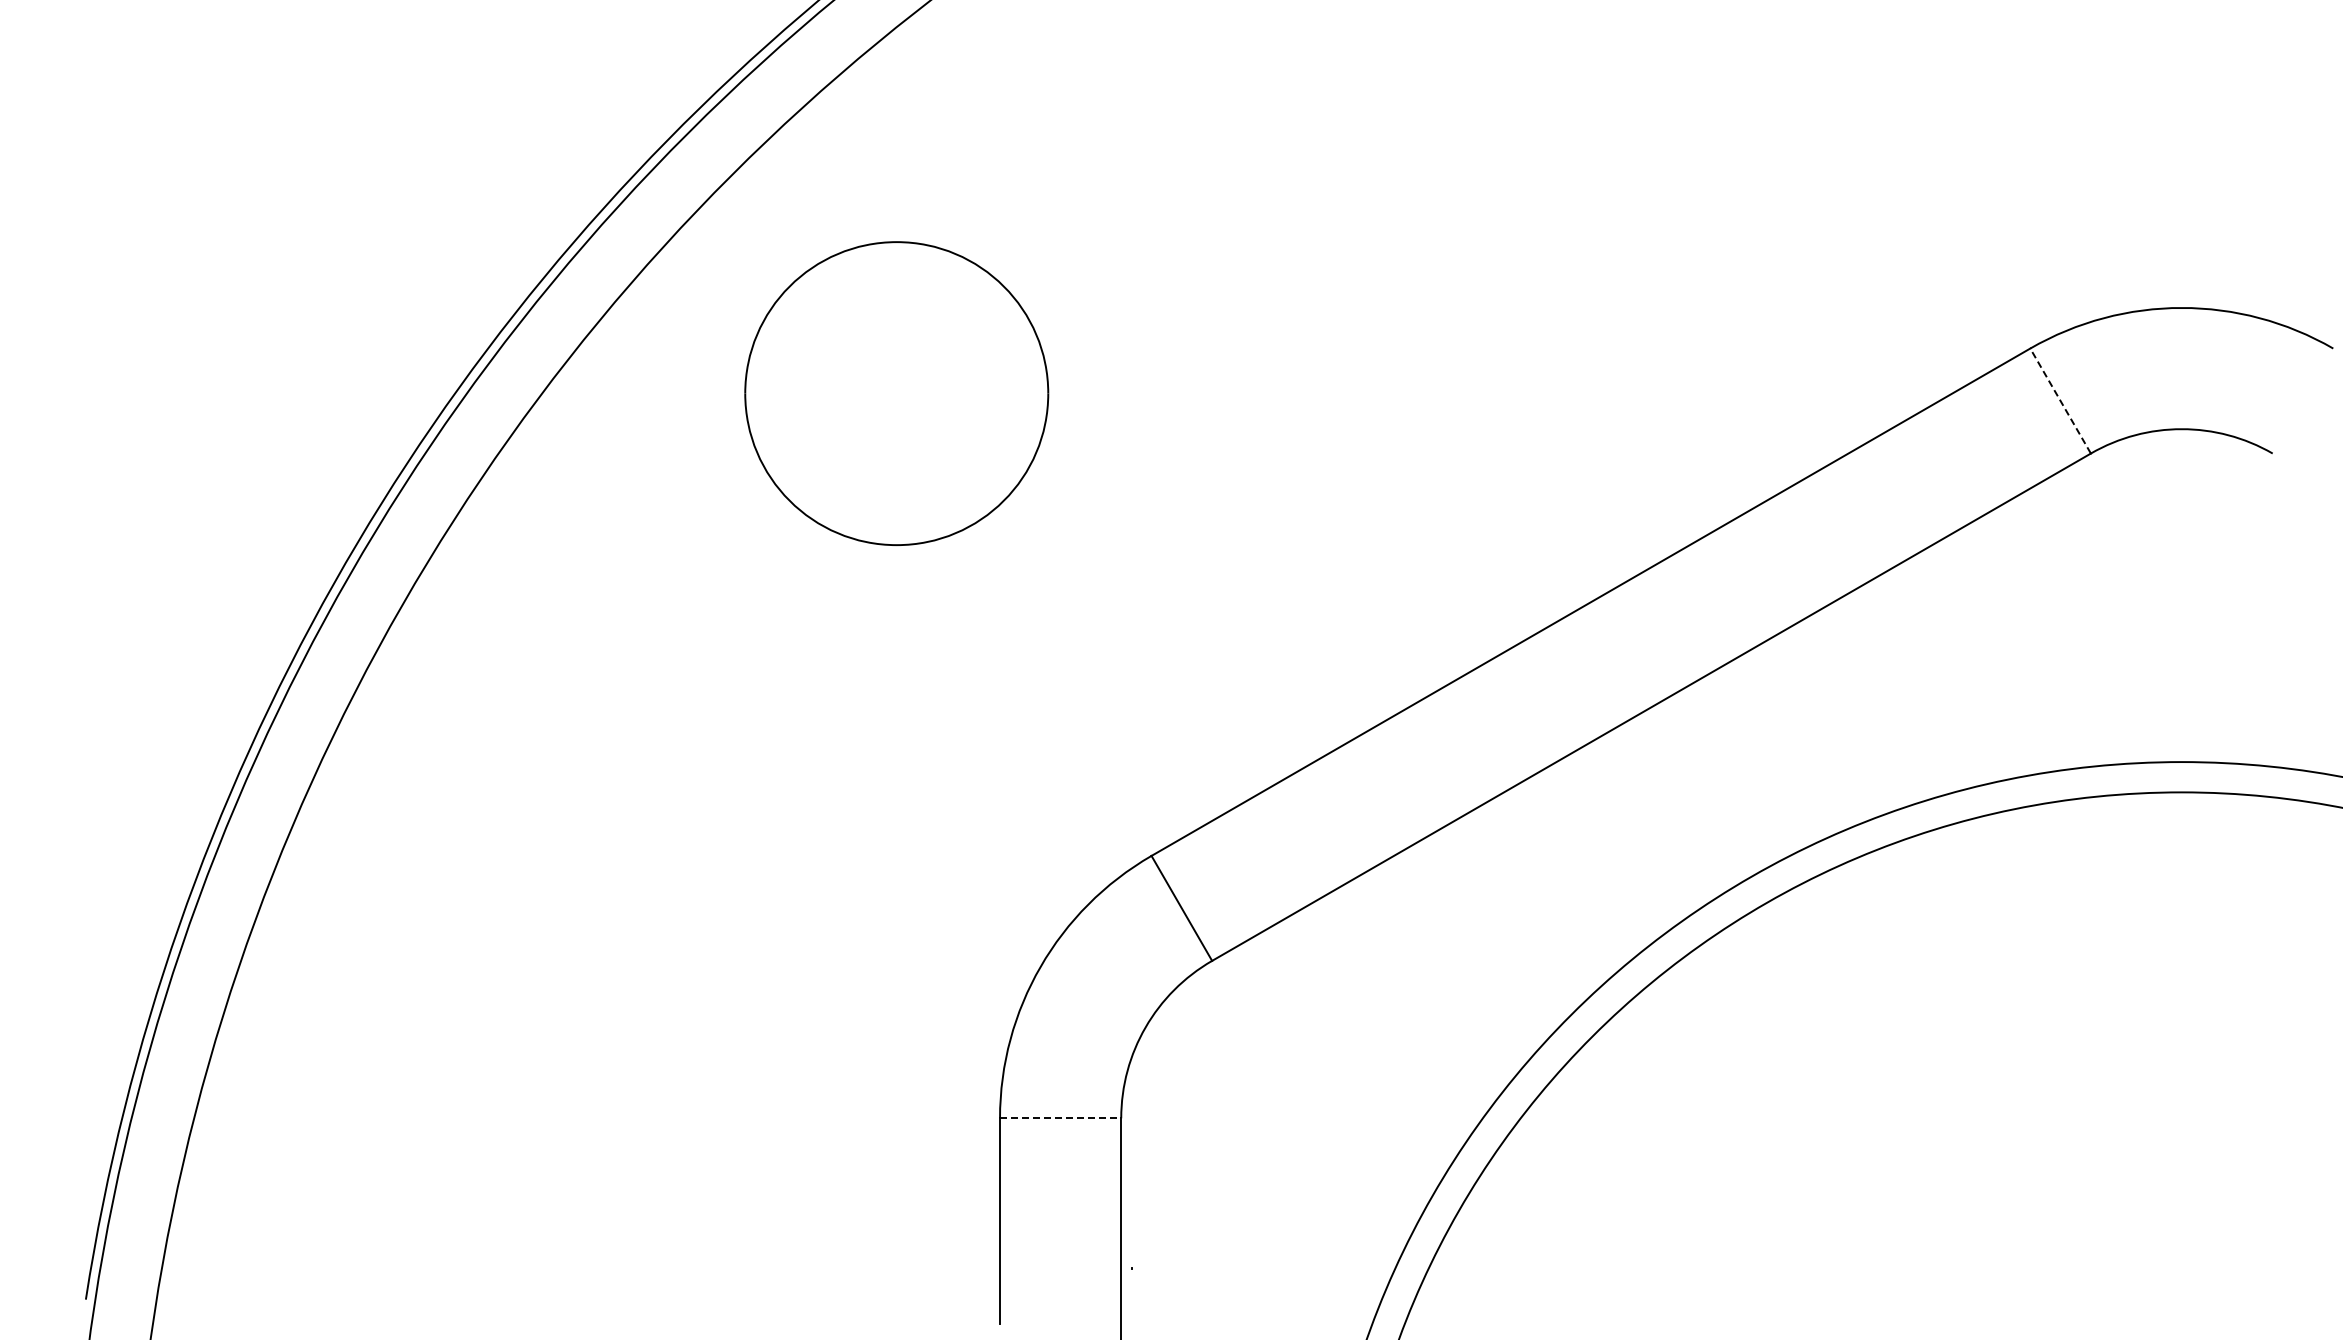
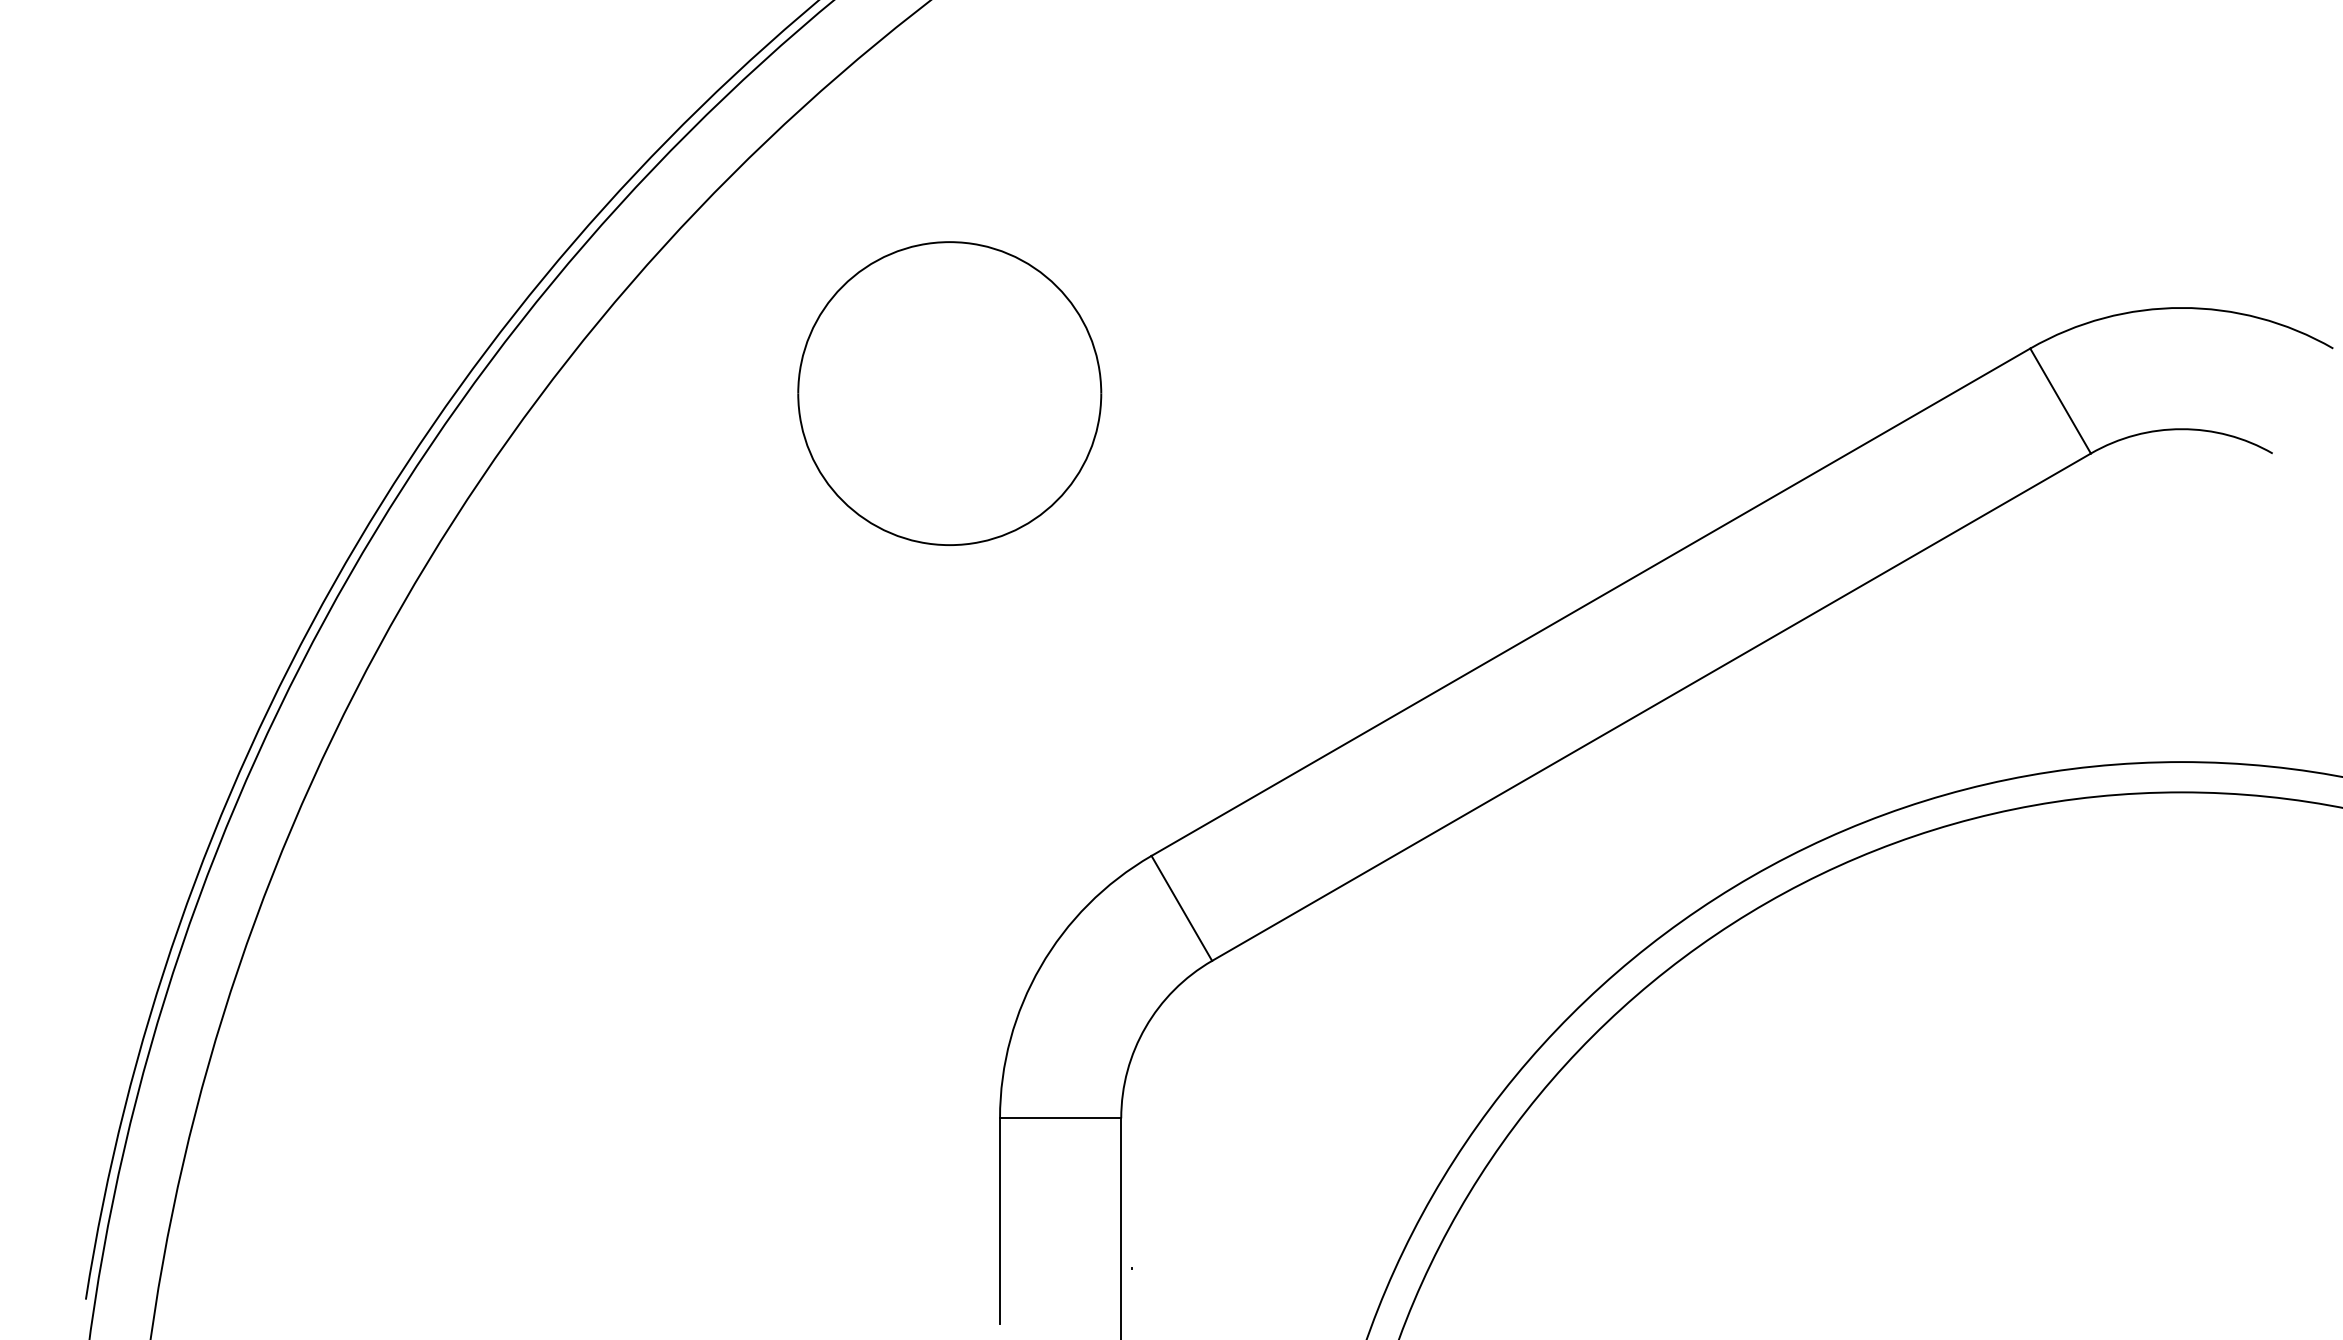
part position: (896, 393) -> (949, 393) (949, 393)
line: dashed -> solid (2060, 400)
line: dashed -> solid (1060, 1118)
